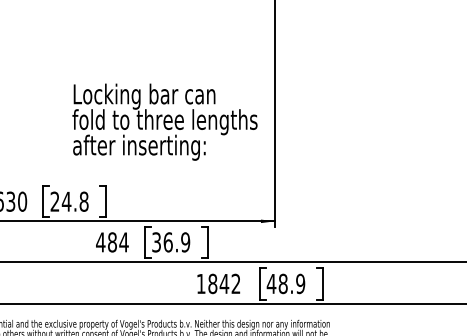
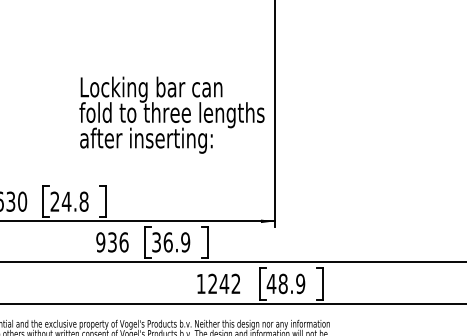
text position: (164, 121) -> (171, 114) (171, 114)
text: 484 -> 936 (112, 242)
text: 1842 -> 1242 (212, 283)
